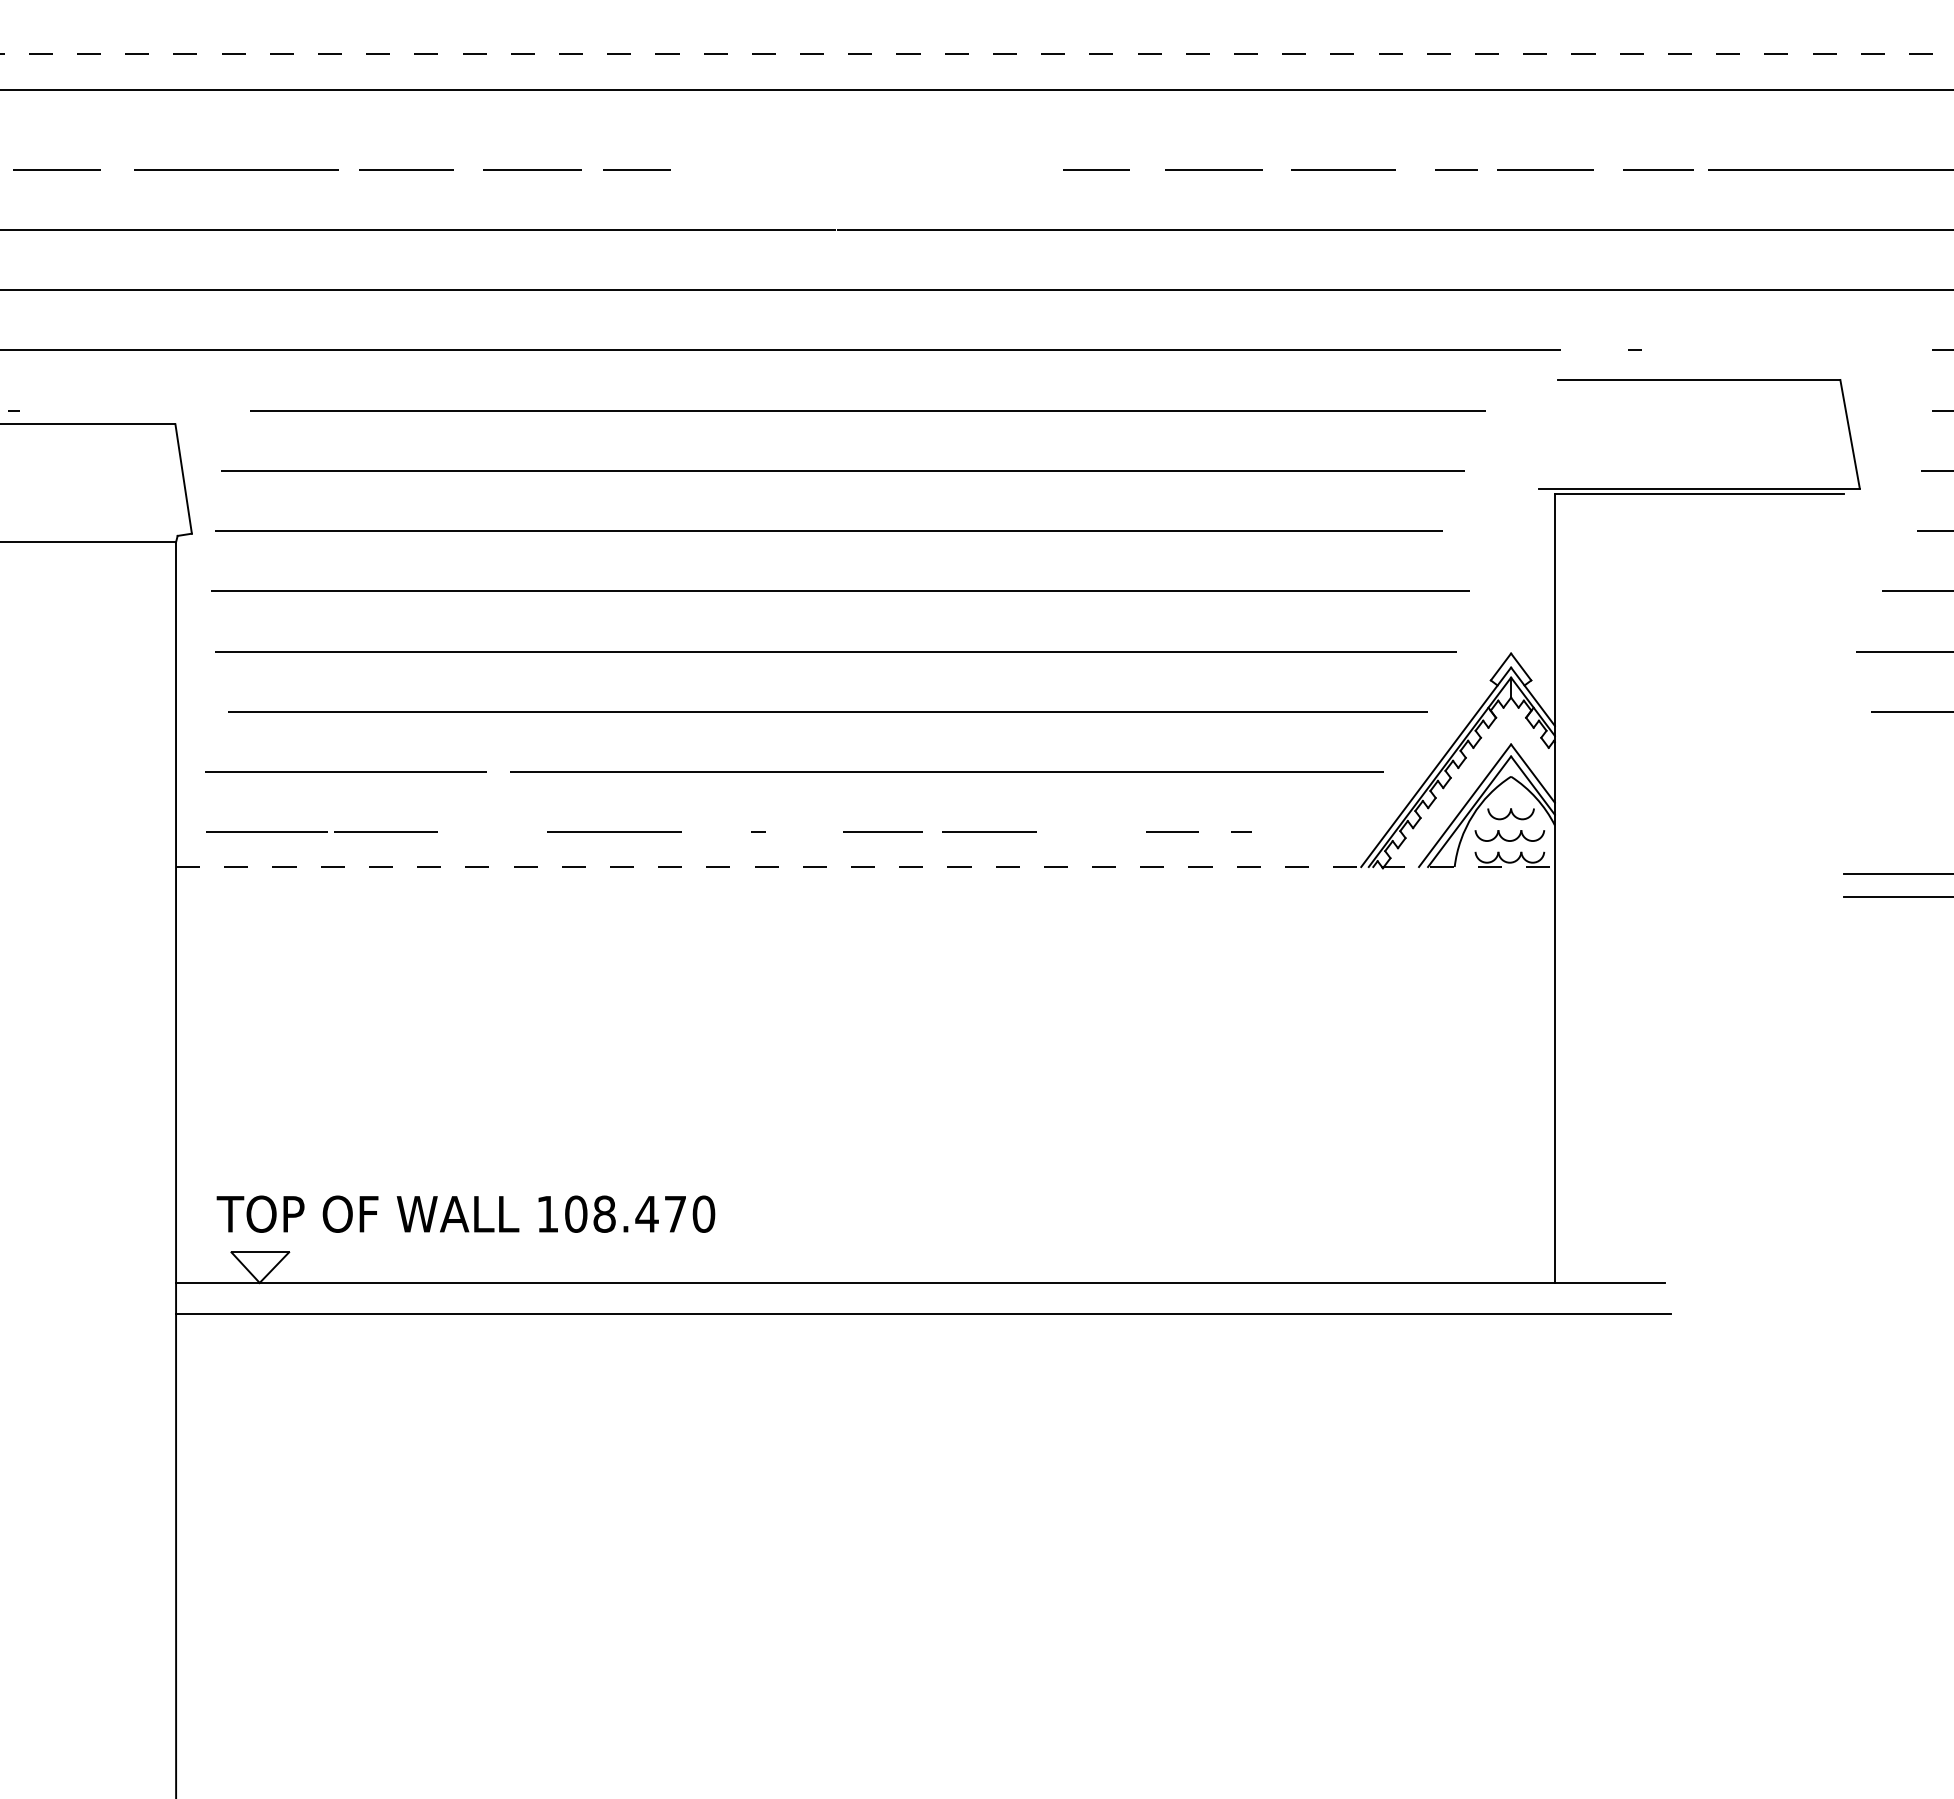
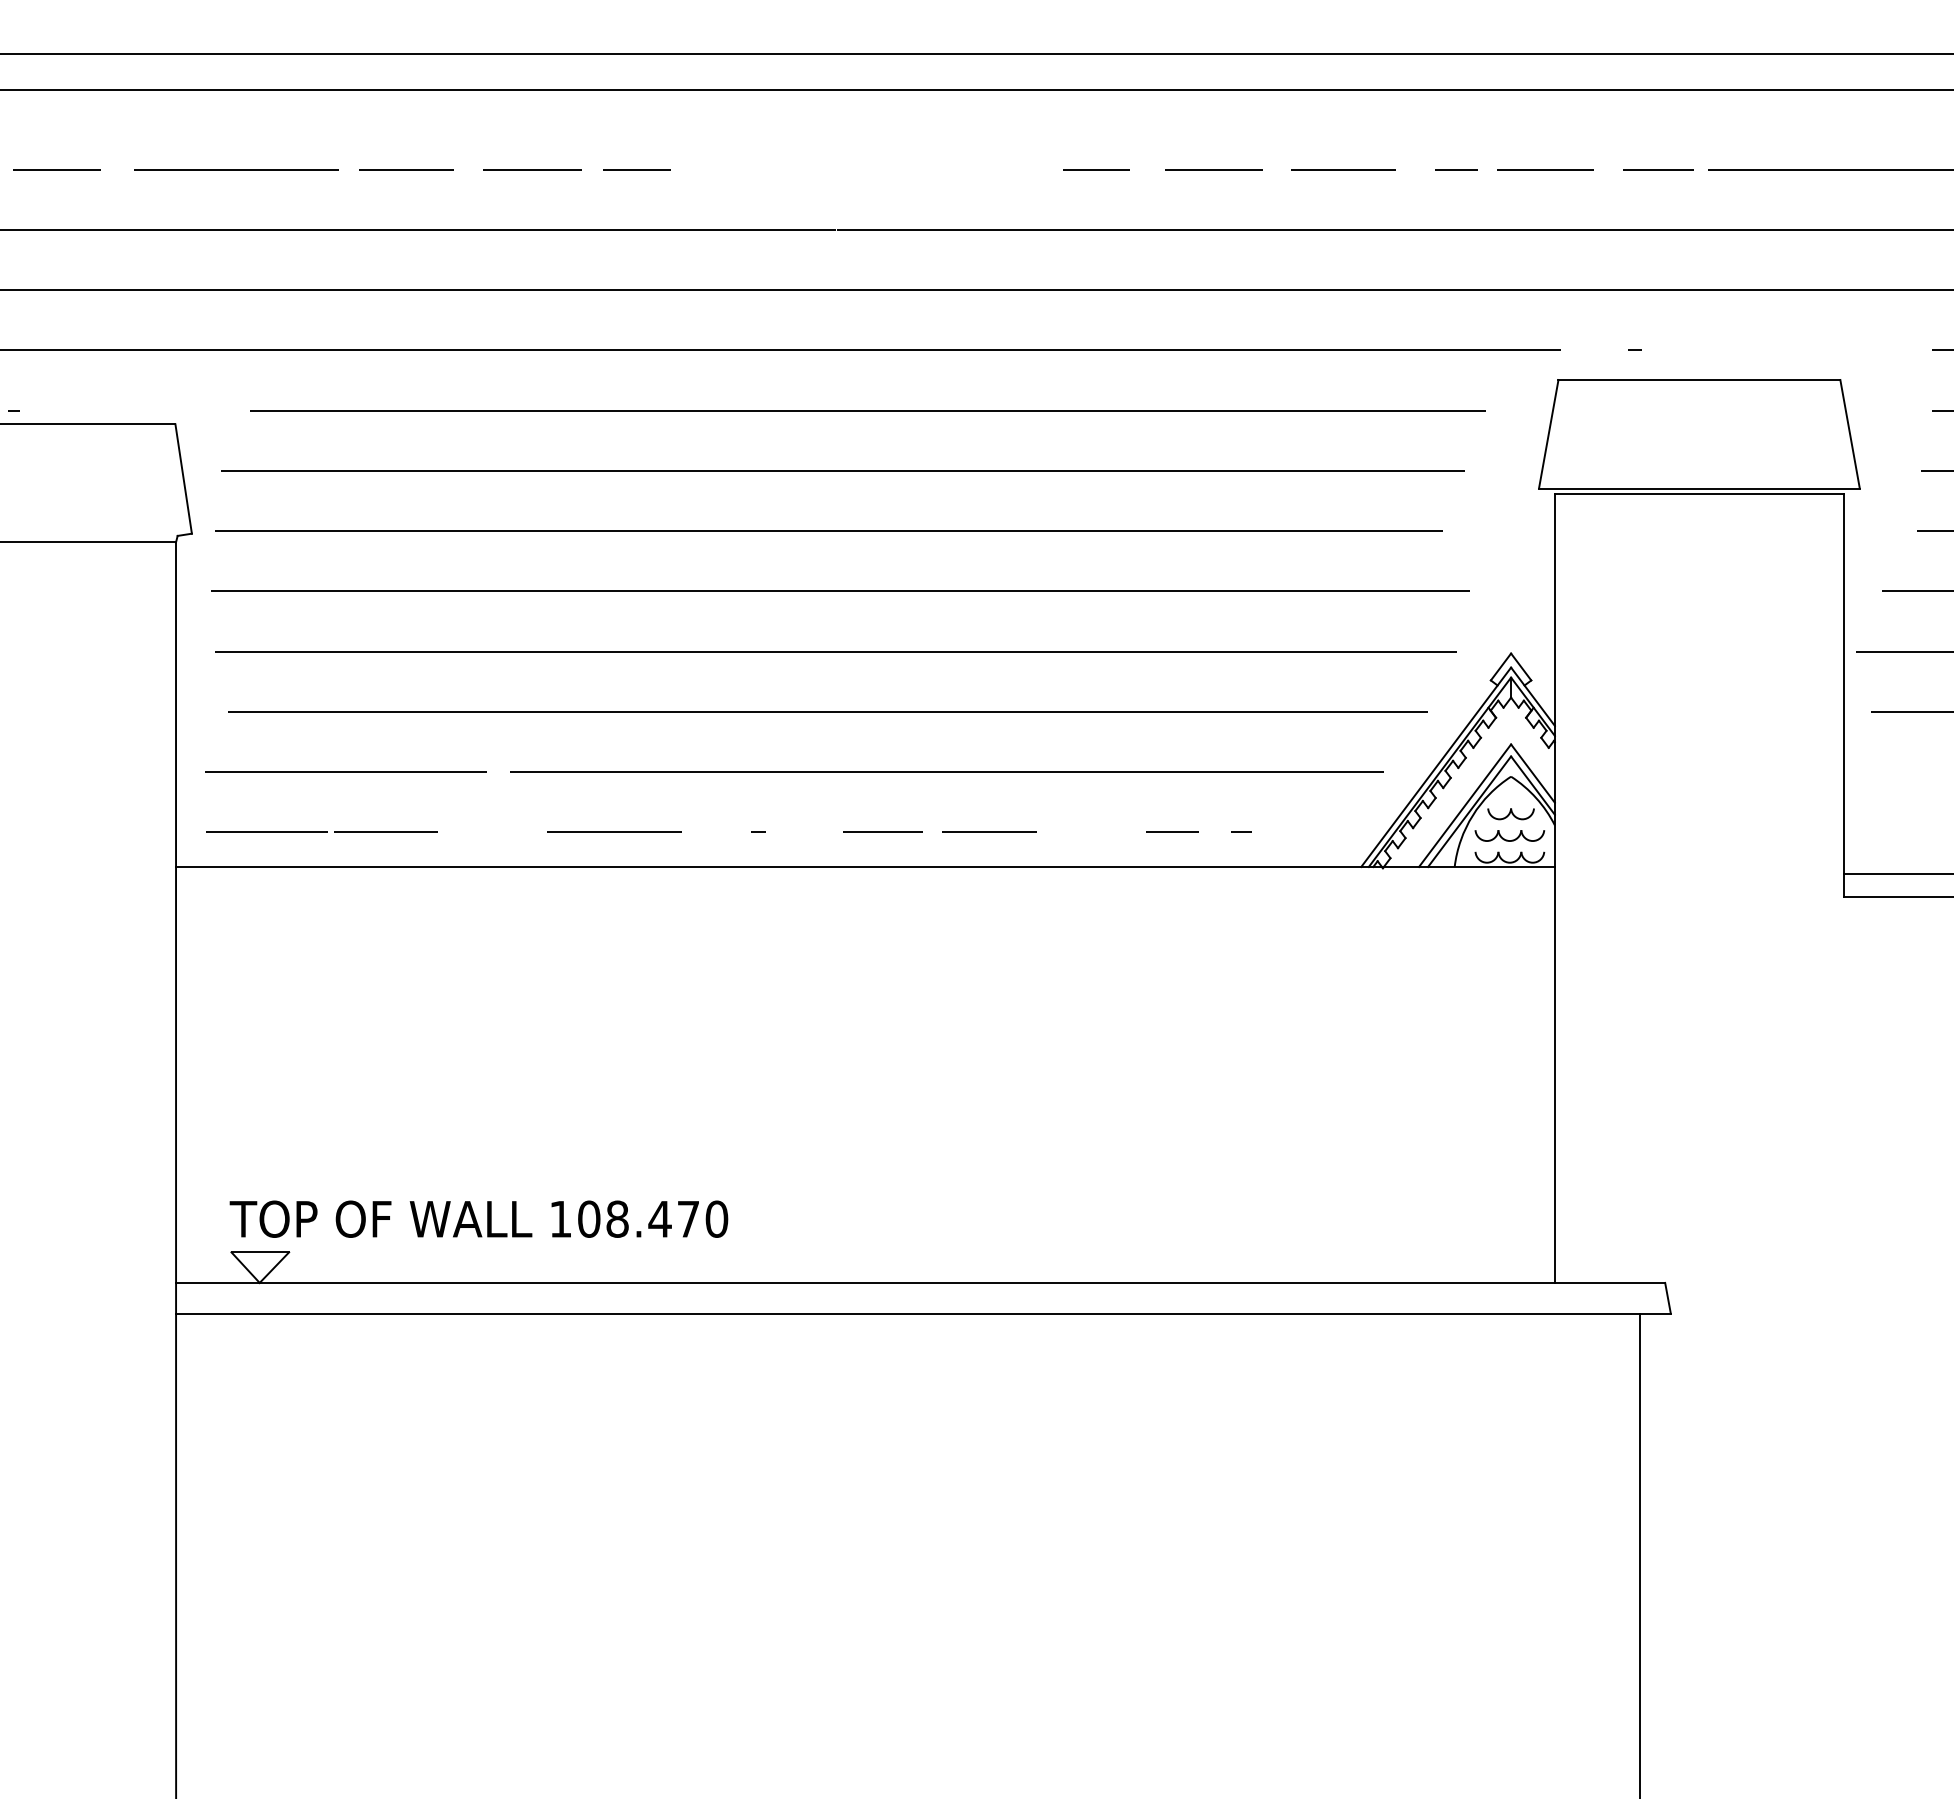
line: dashed -> solid (976, 53)
line: none -> present (1548, 434)
line: none -> present (1843, 695)
line: dashed -> solid (865, 867)
text position: (465, 1213) -> (478, 1218) (478, 1218)
line: none -> present (1667, 1297)
line: none -> present (1640, 1554)
